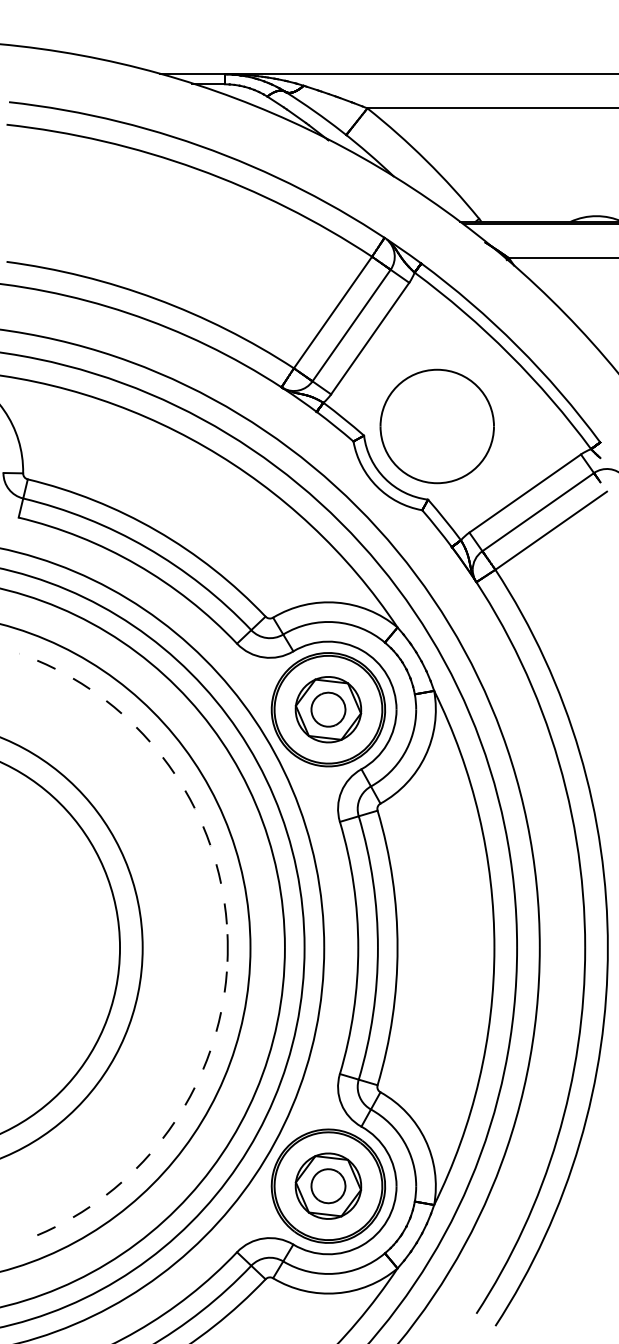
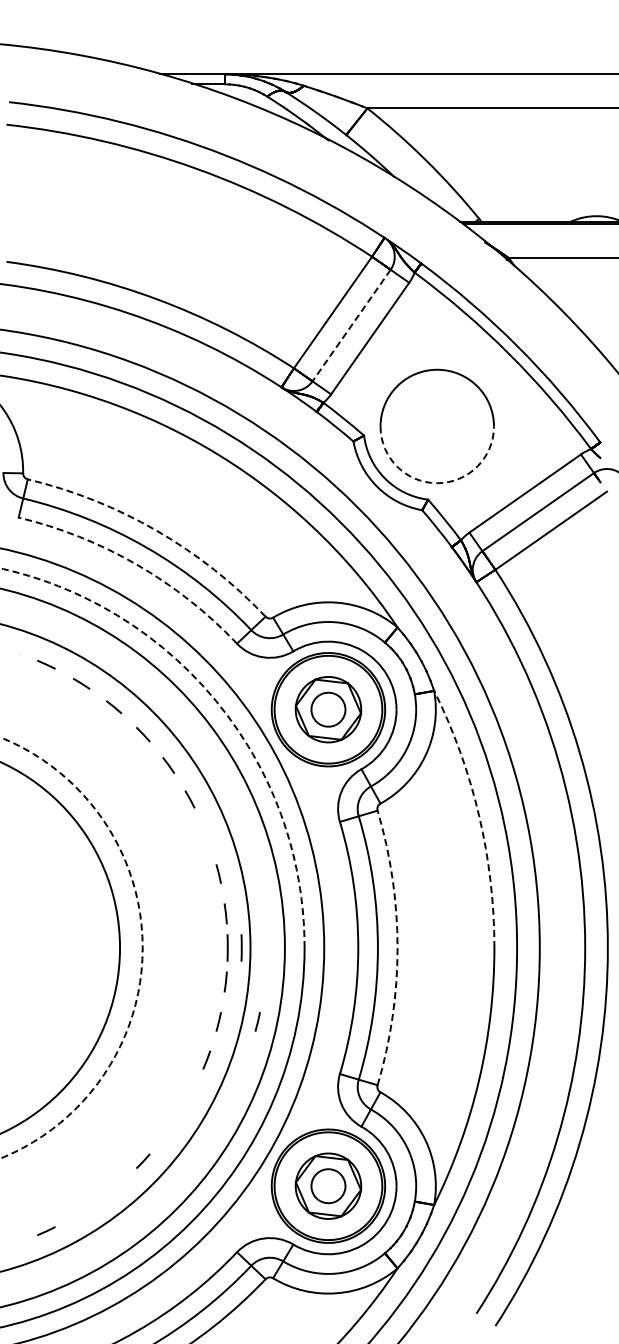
line: solid -> dashed (351, 325)
arc: solid -> dashed (437, 483)
arc: solid -> dashed (156, 530)
arc: solid -> dashed (137, 564)
arc: solid -> dashed (218, 704)
arc: solid -> dashed (479, 815)
line: present -> none (206, 836)
arc: solid -> dashed (142, 947)
line: none -> present (241, 947)
arc: solid -> dashed (397, 947)
line: none -> present (257, 1021)
line: present -> none (189, 1096)
line: present -> none (168, 1130)
line: present -> none (113, 1188)
line: present -> none (81, 1211)
